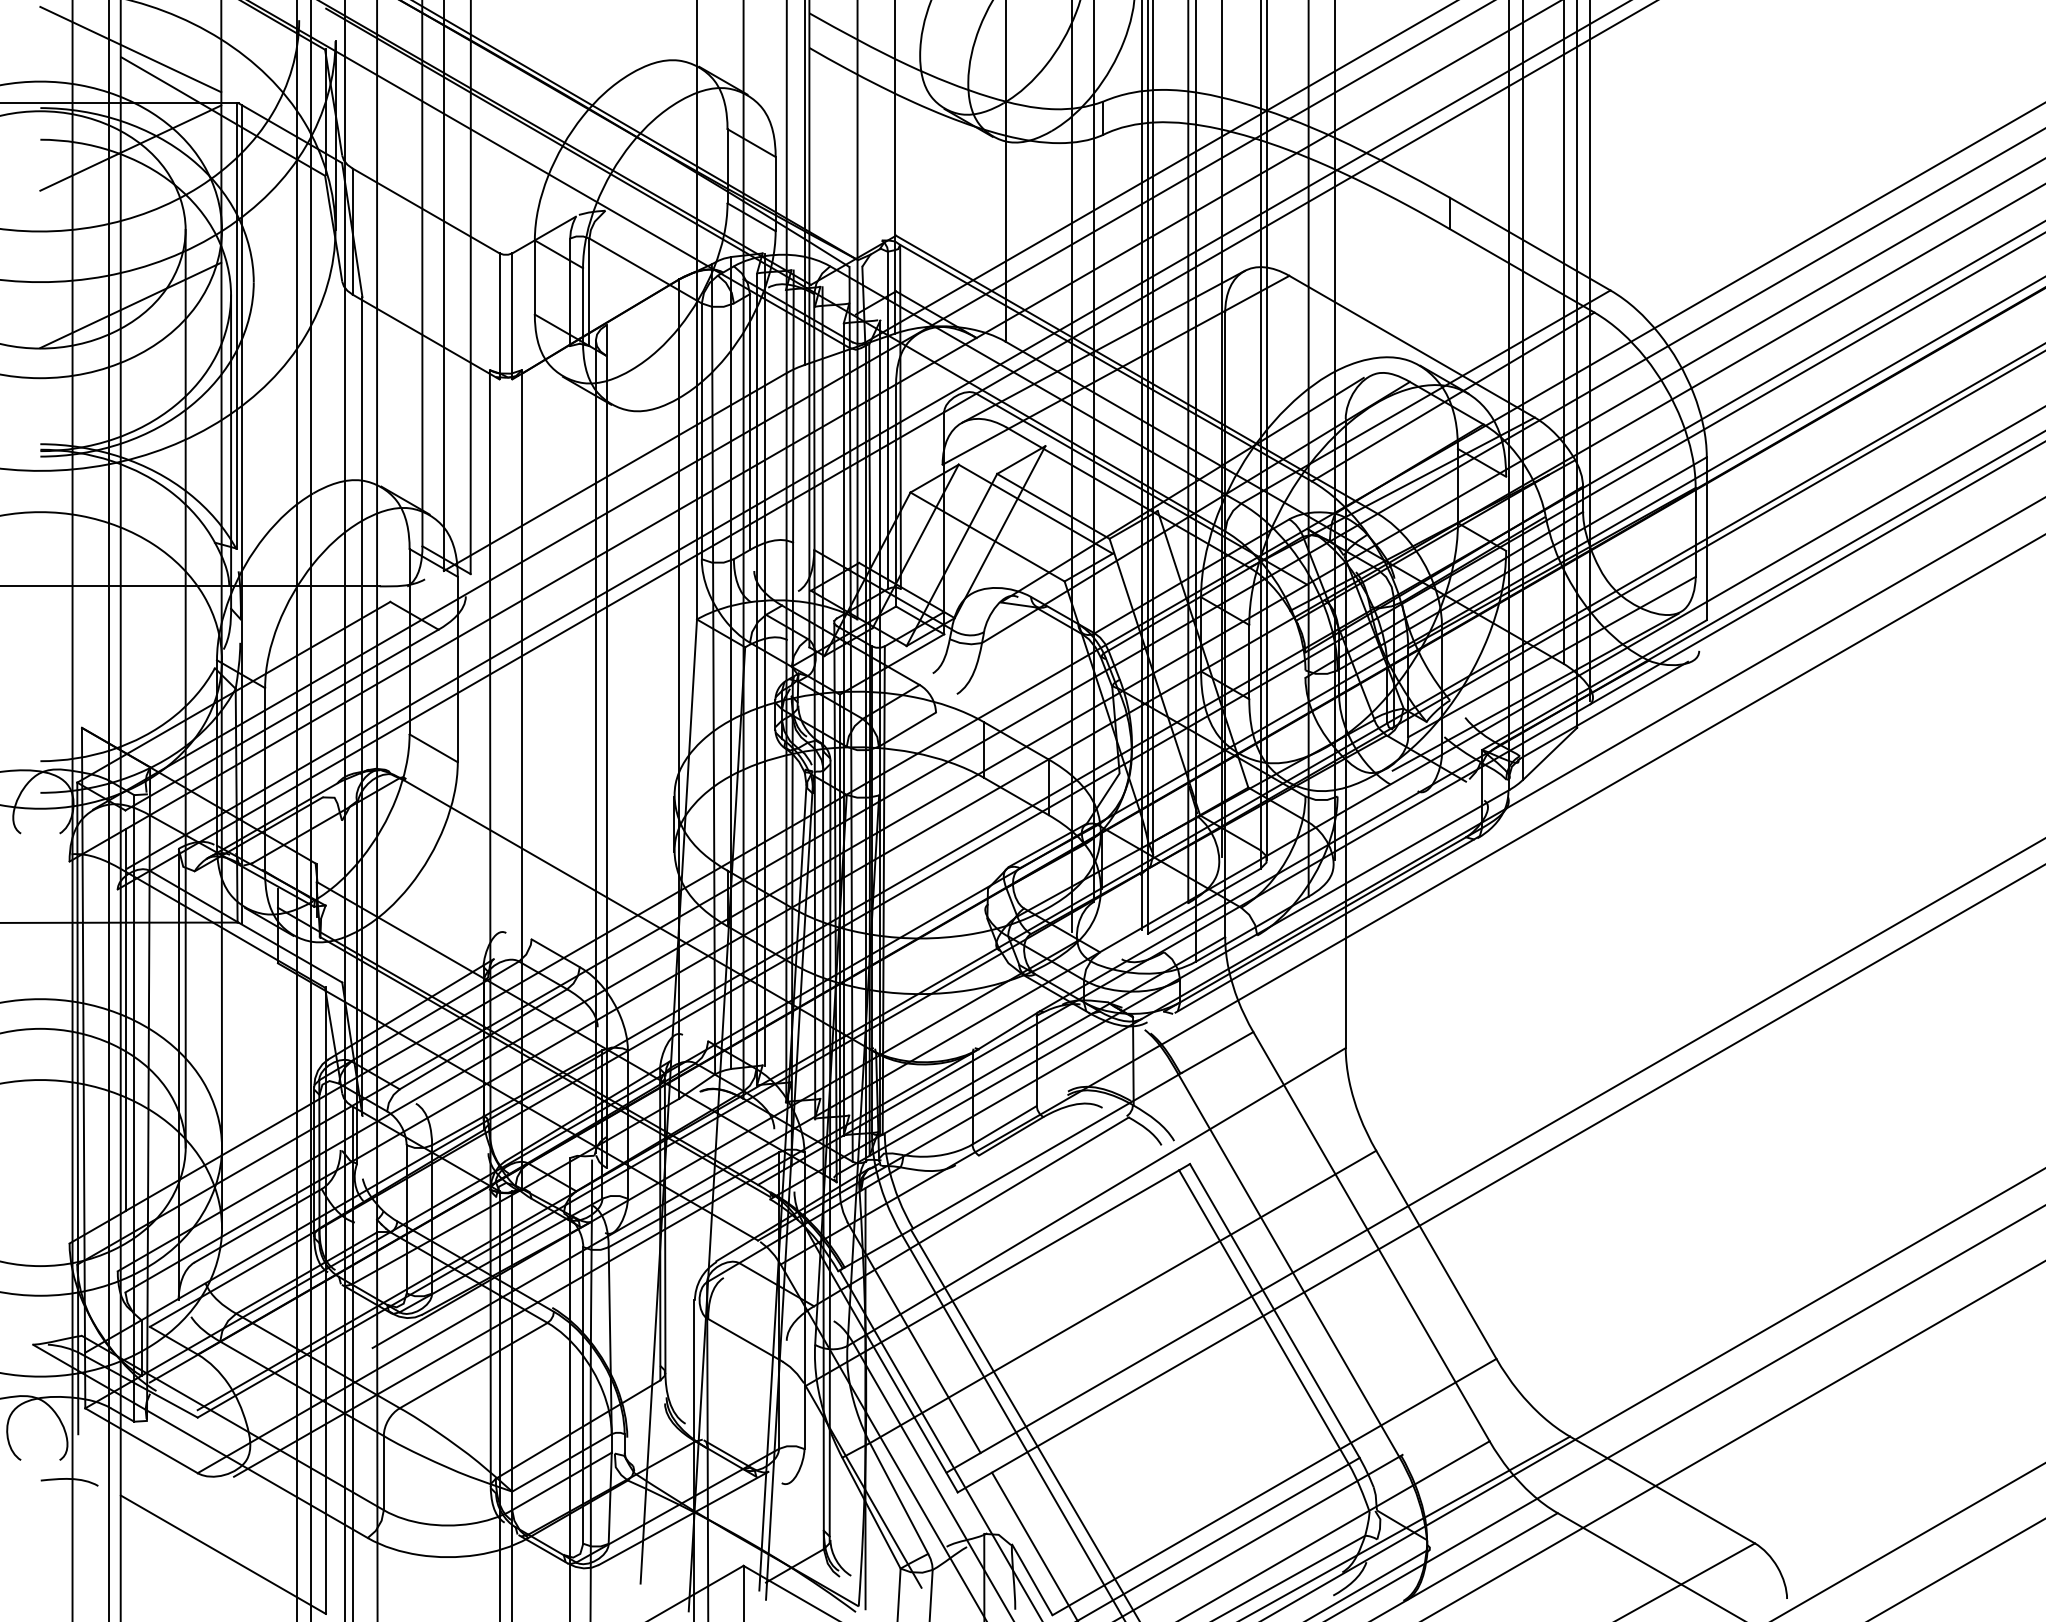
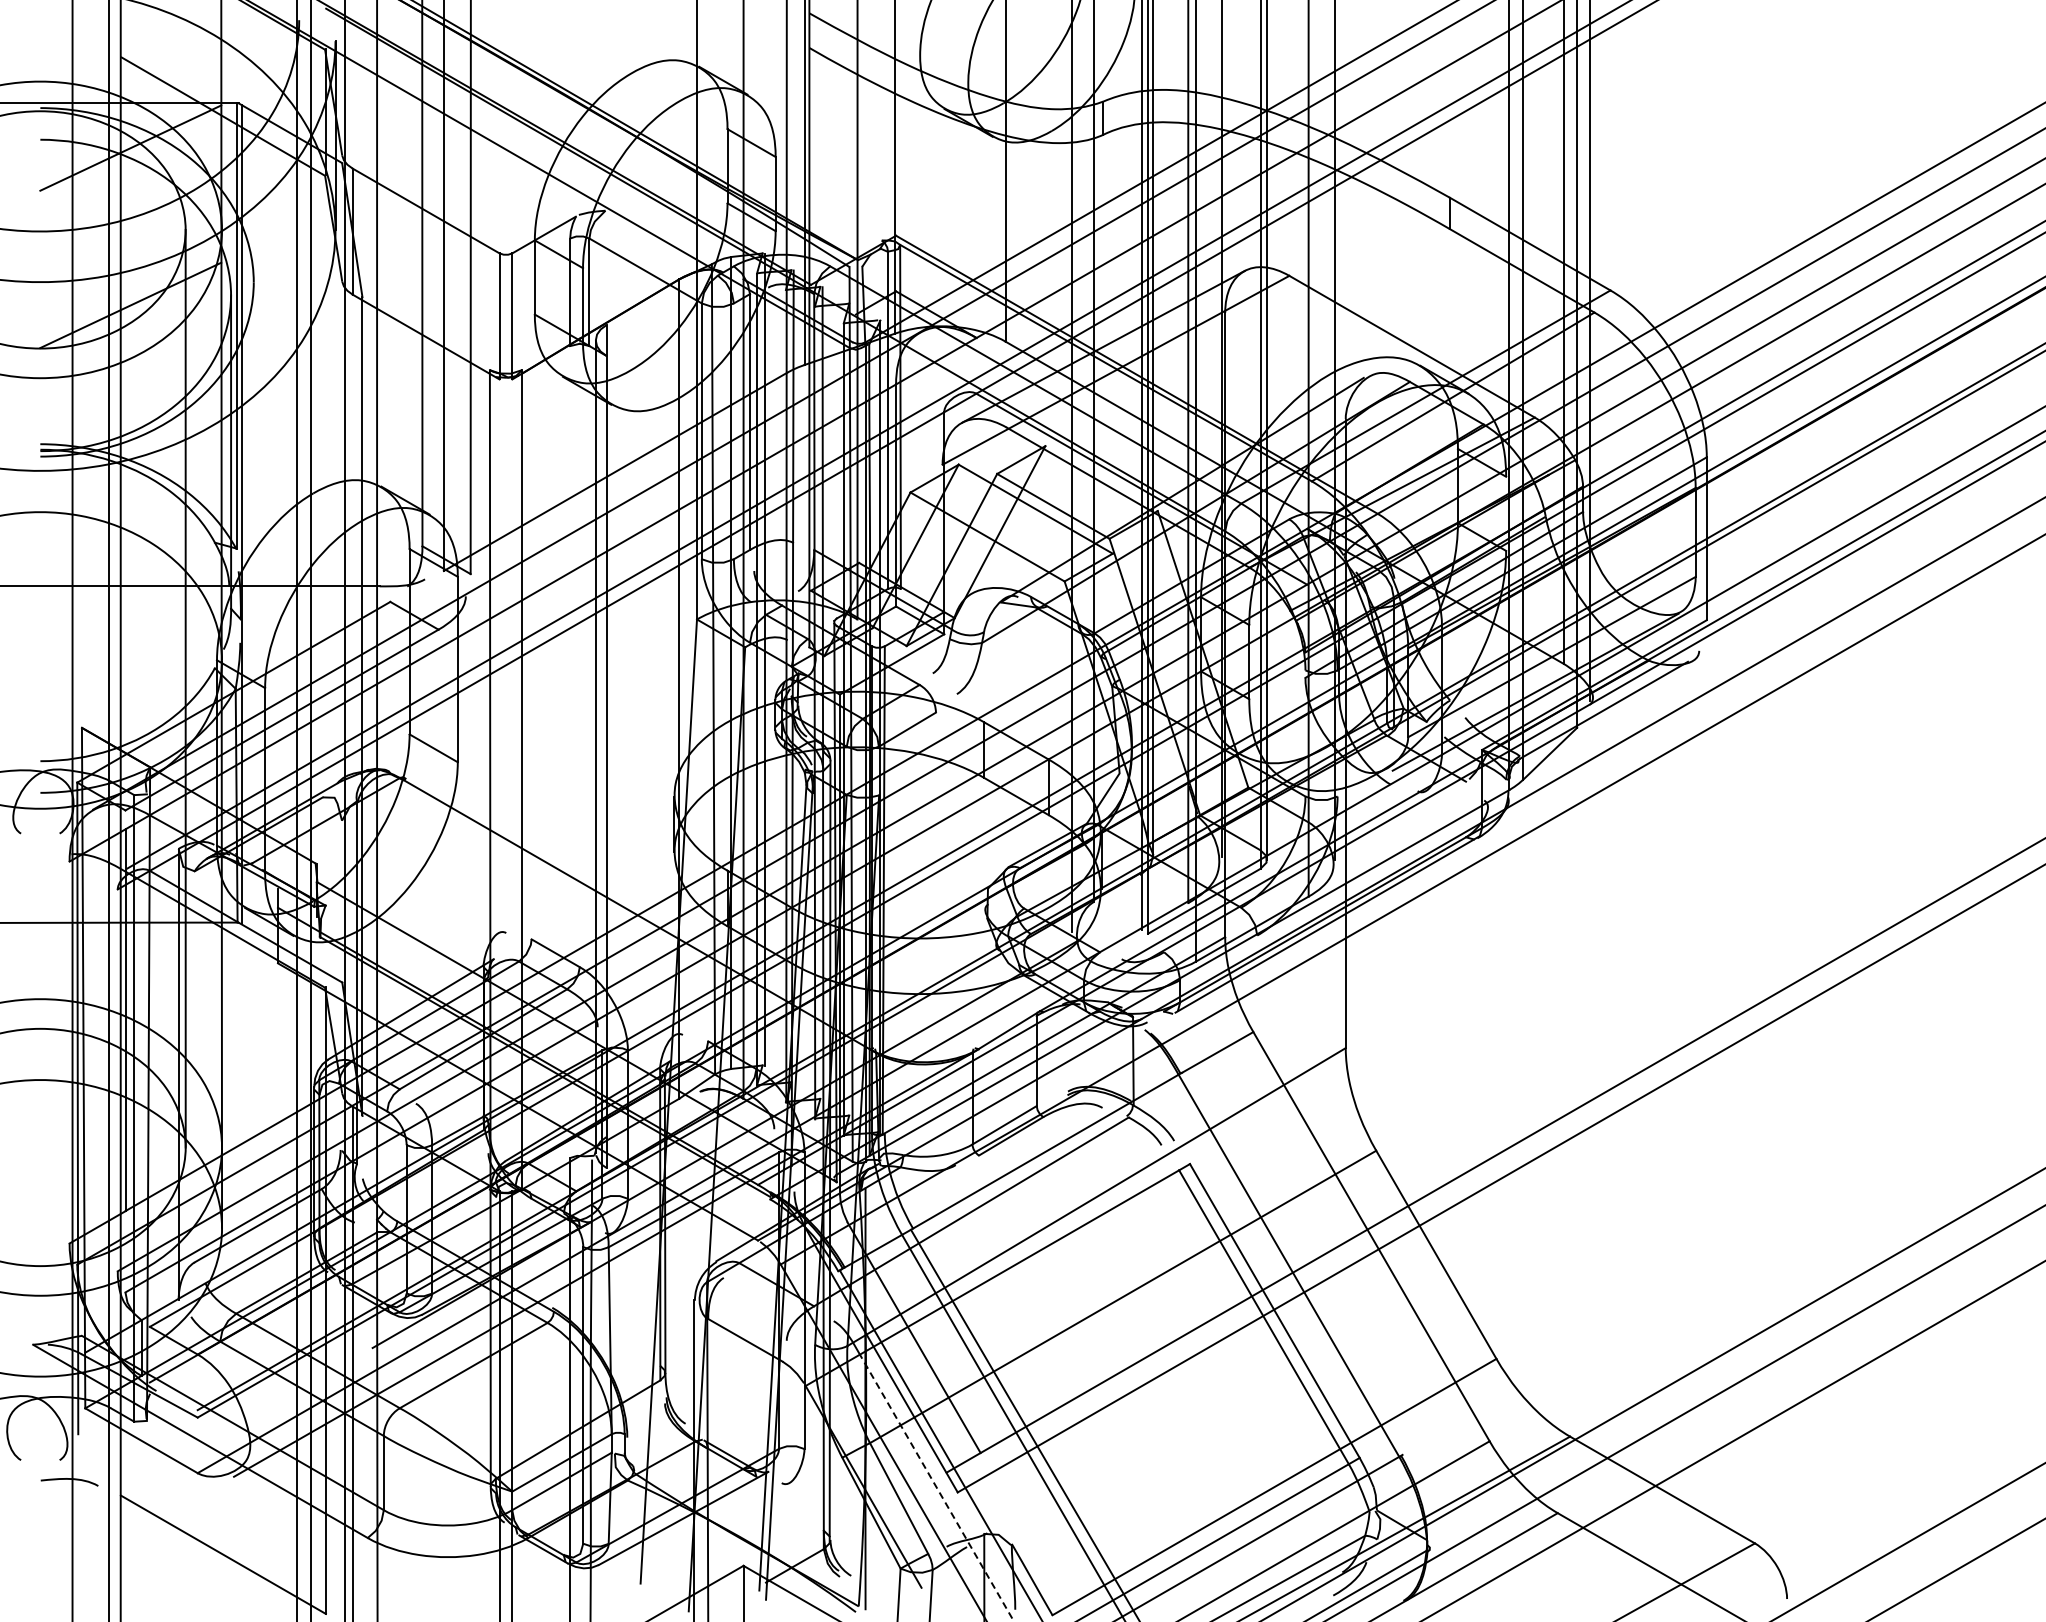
line: present -> none (130, 49)
line: solid -> dashed (936, 1487)
line: present -> none (1034, 1545)
